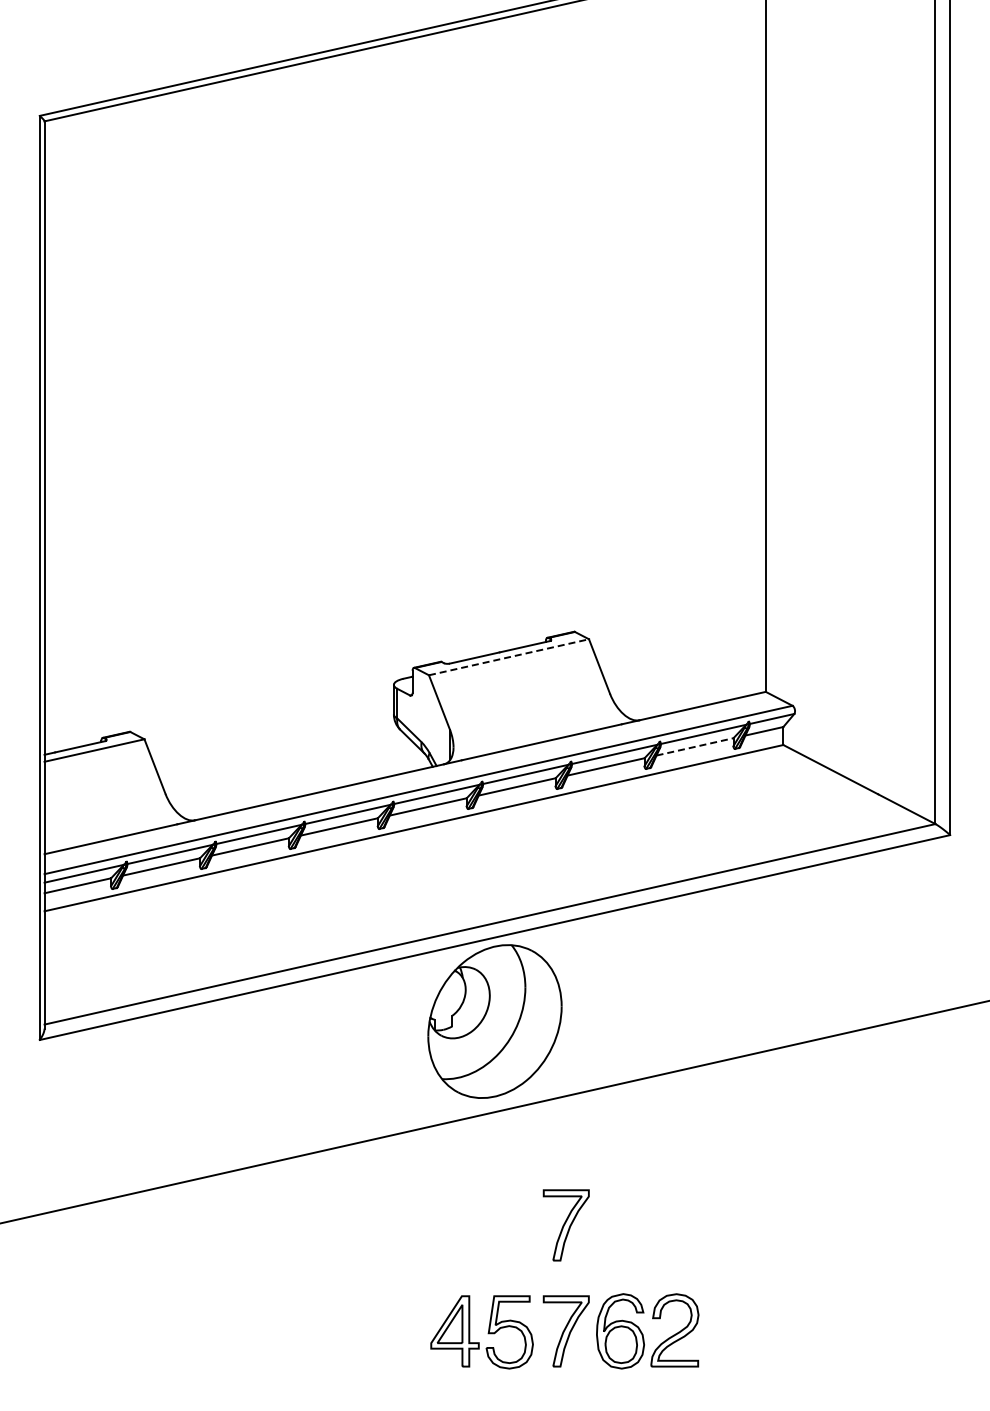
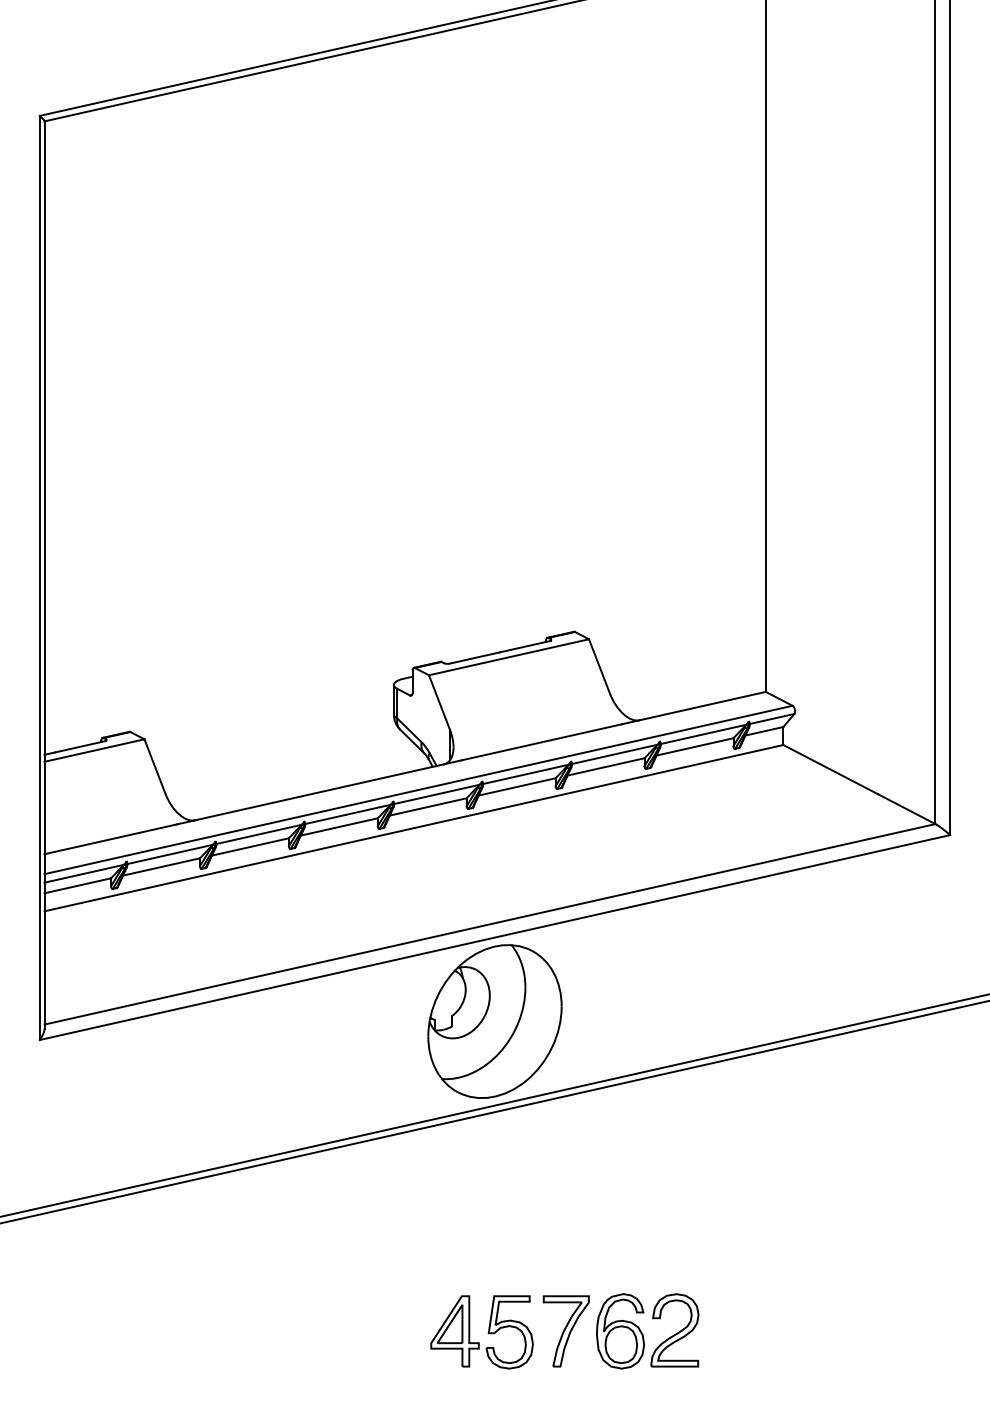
line: dashed -> solid (509, 657)
line: dashed -> solid (695, 746)
line: none -> present (494, 1105)
part: present -> none (565, 1225)
